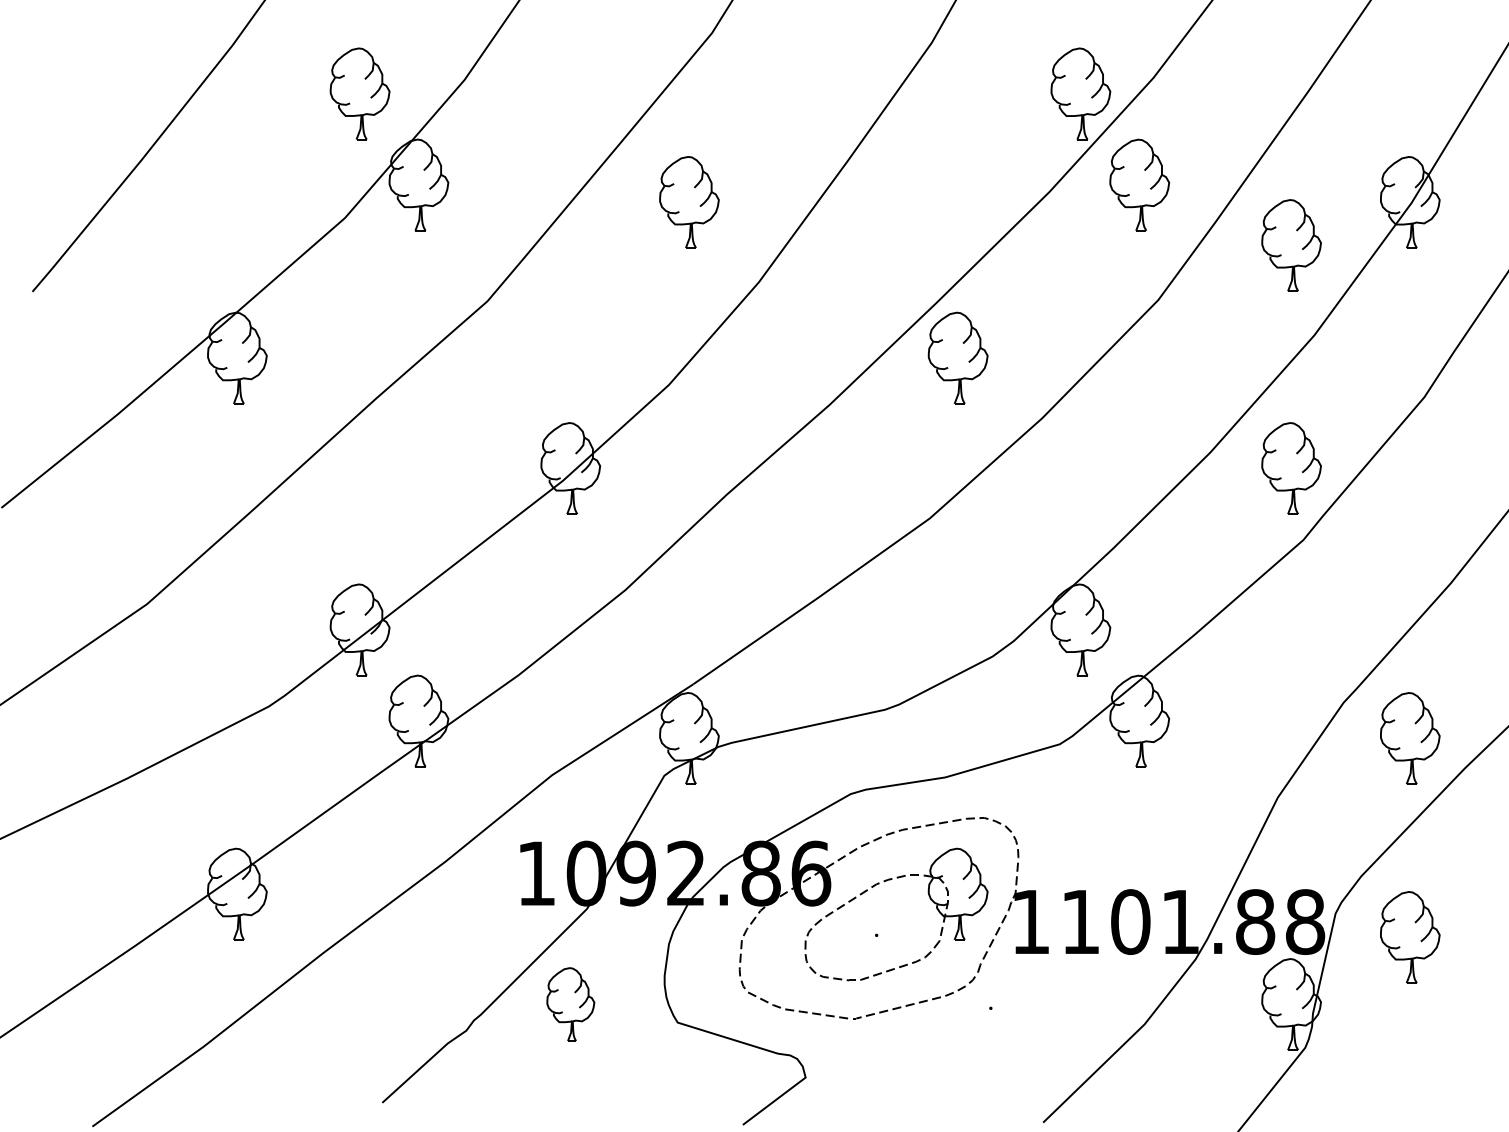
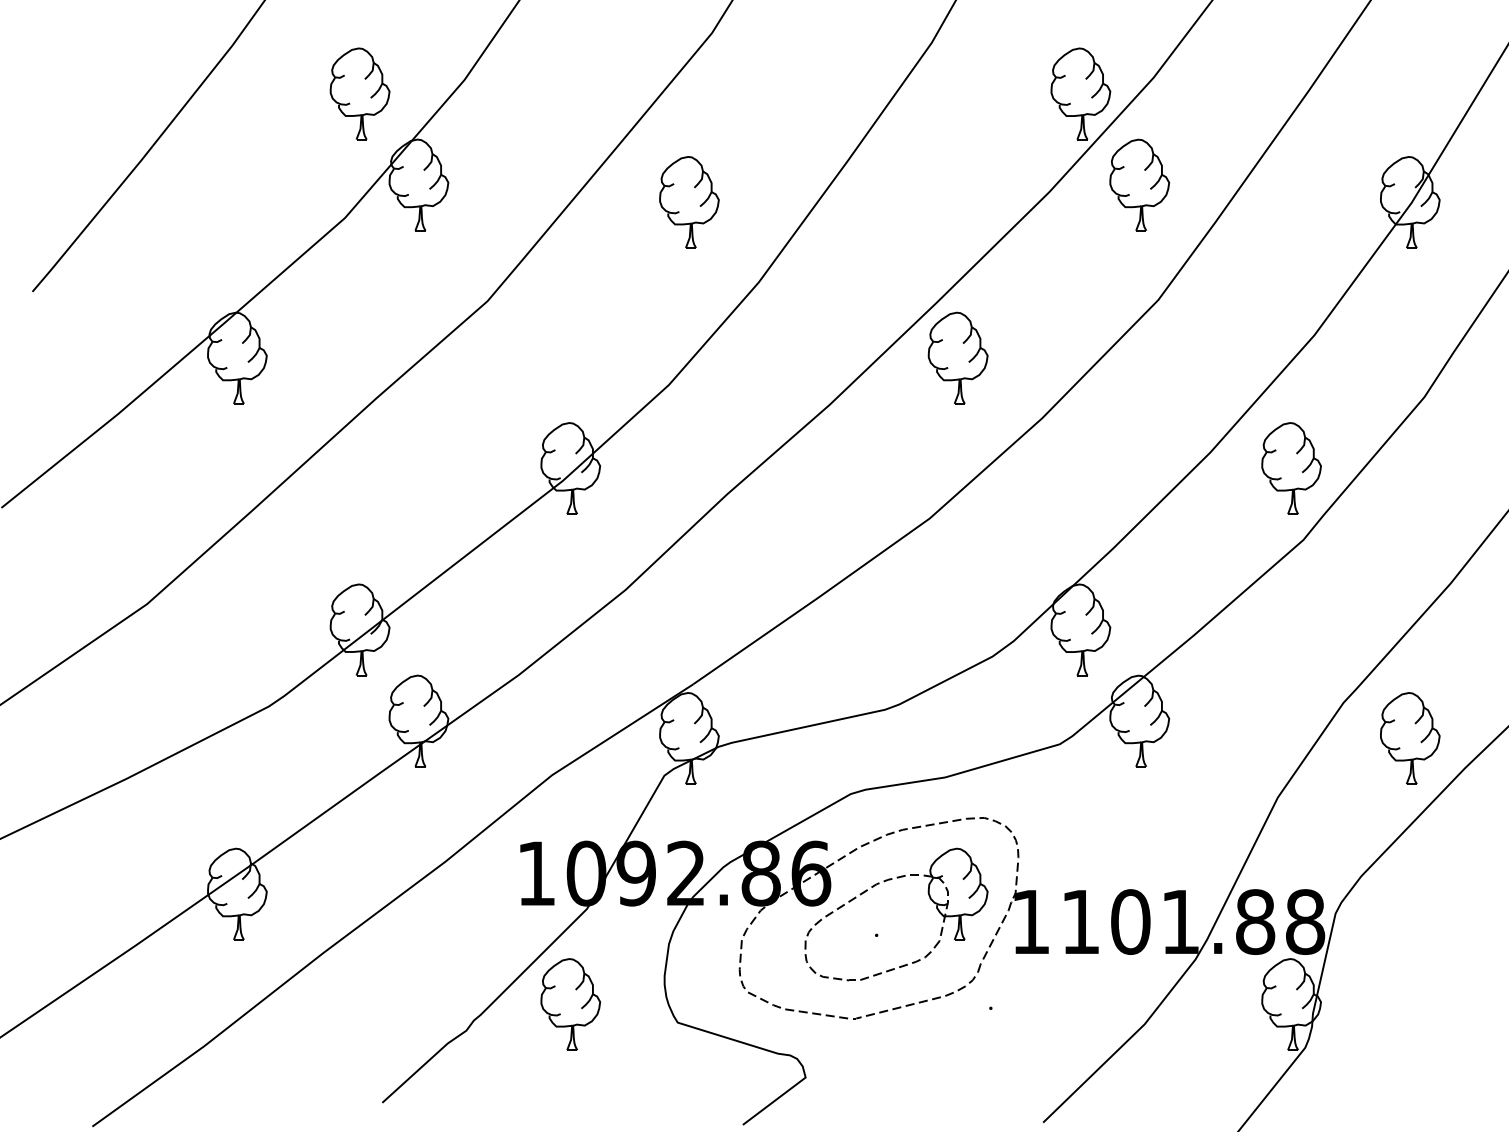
part: present -> none (1291, 245)
part: present -> none (1410, 937)
part size: 50x75 px -> 62x93 px (570, 1004)
